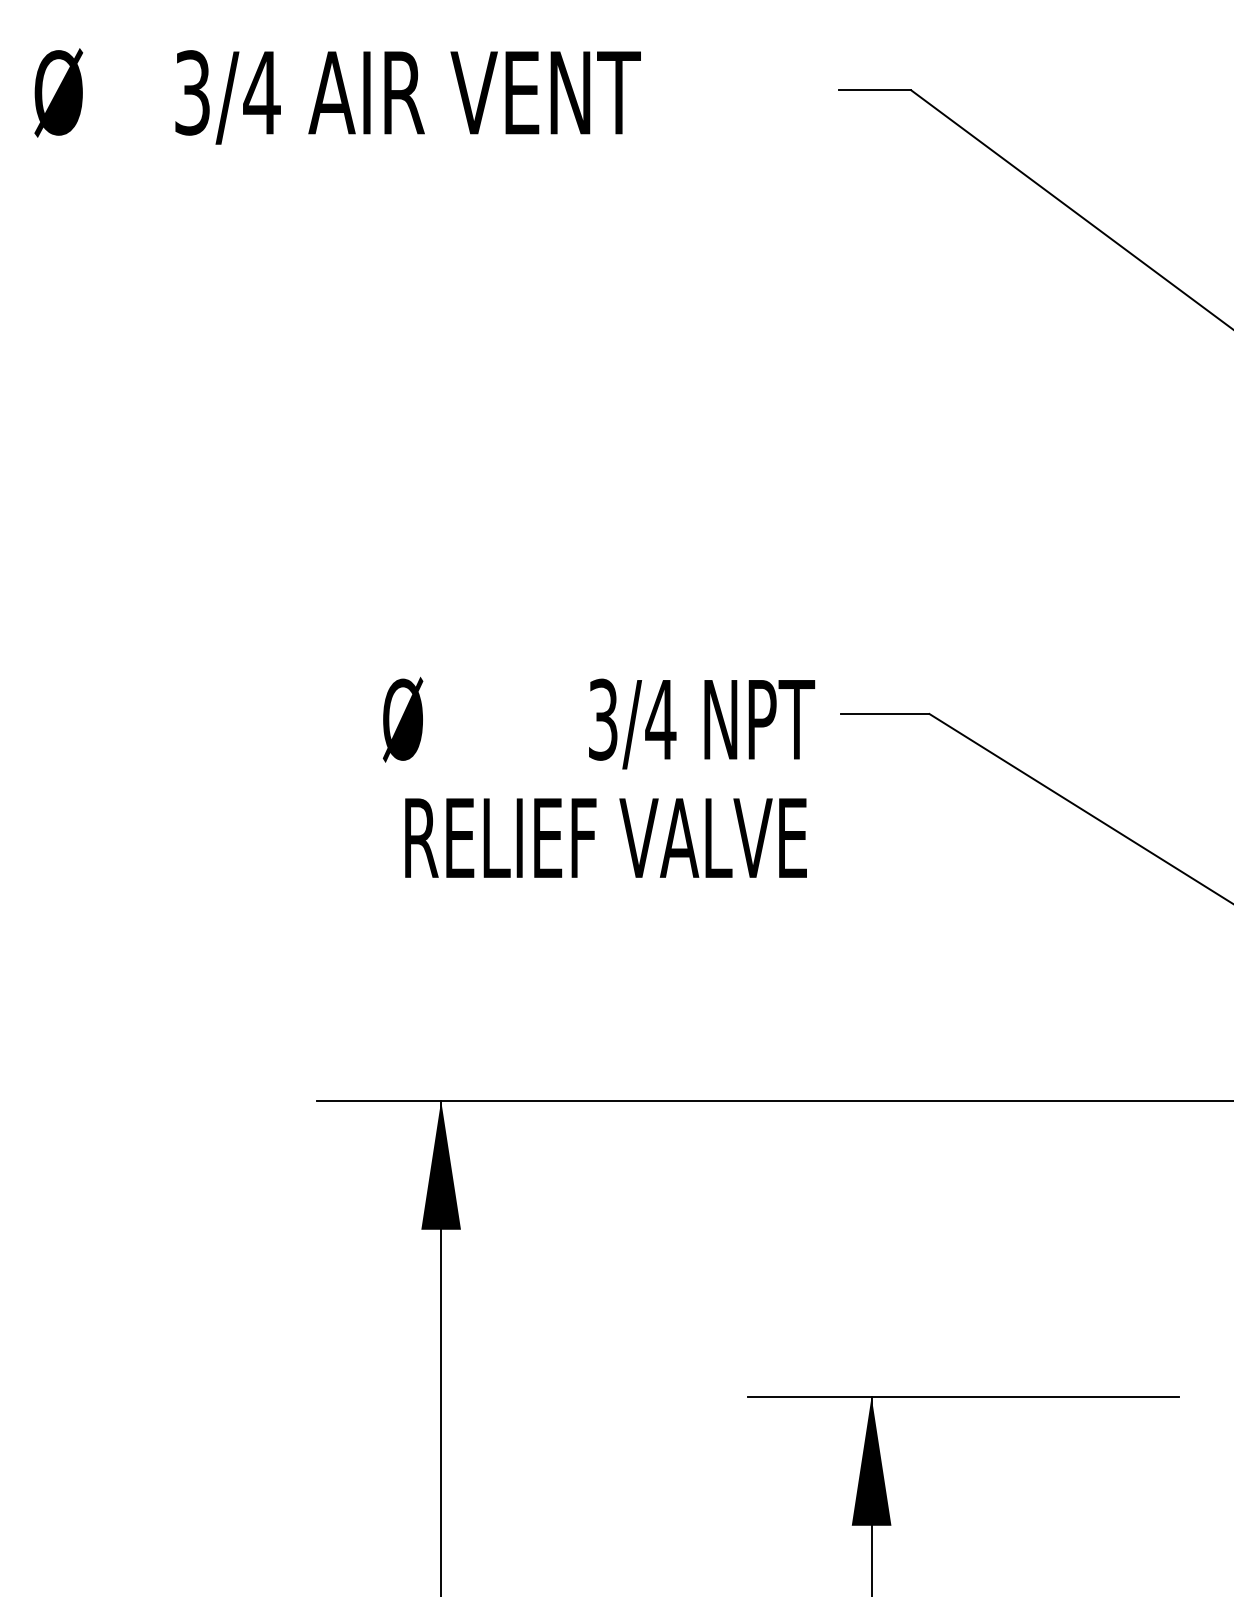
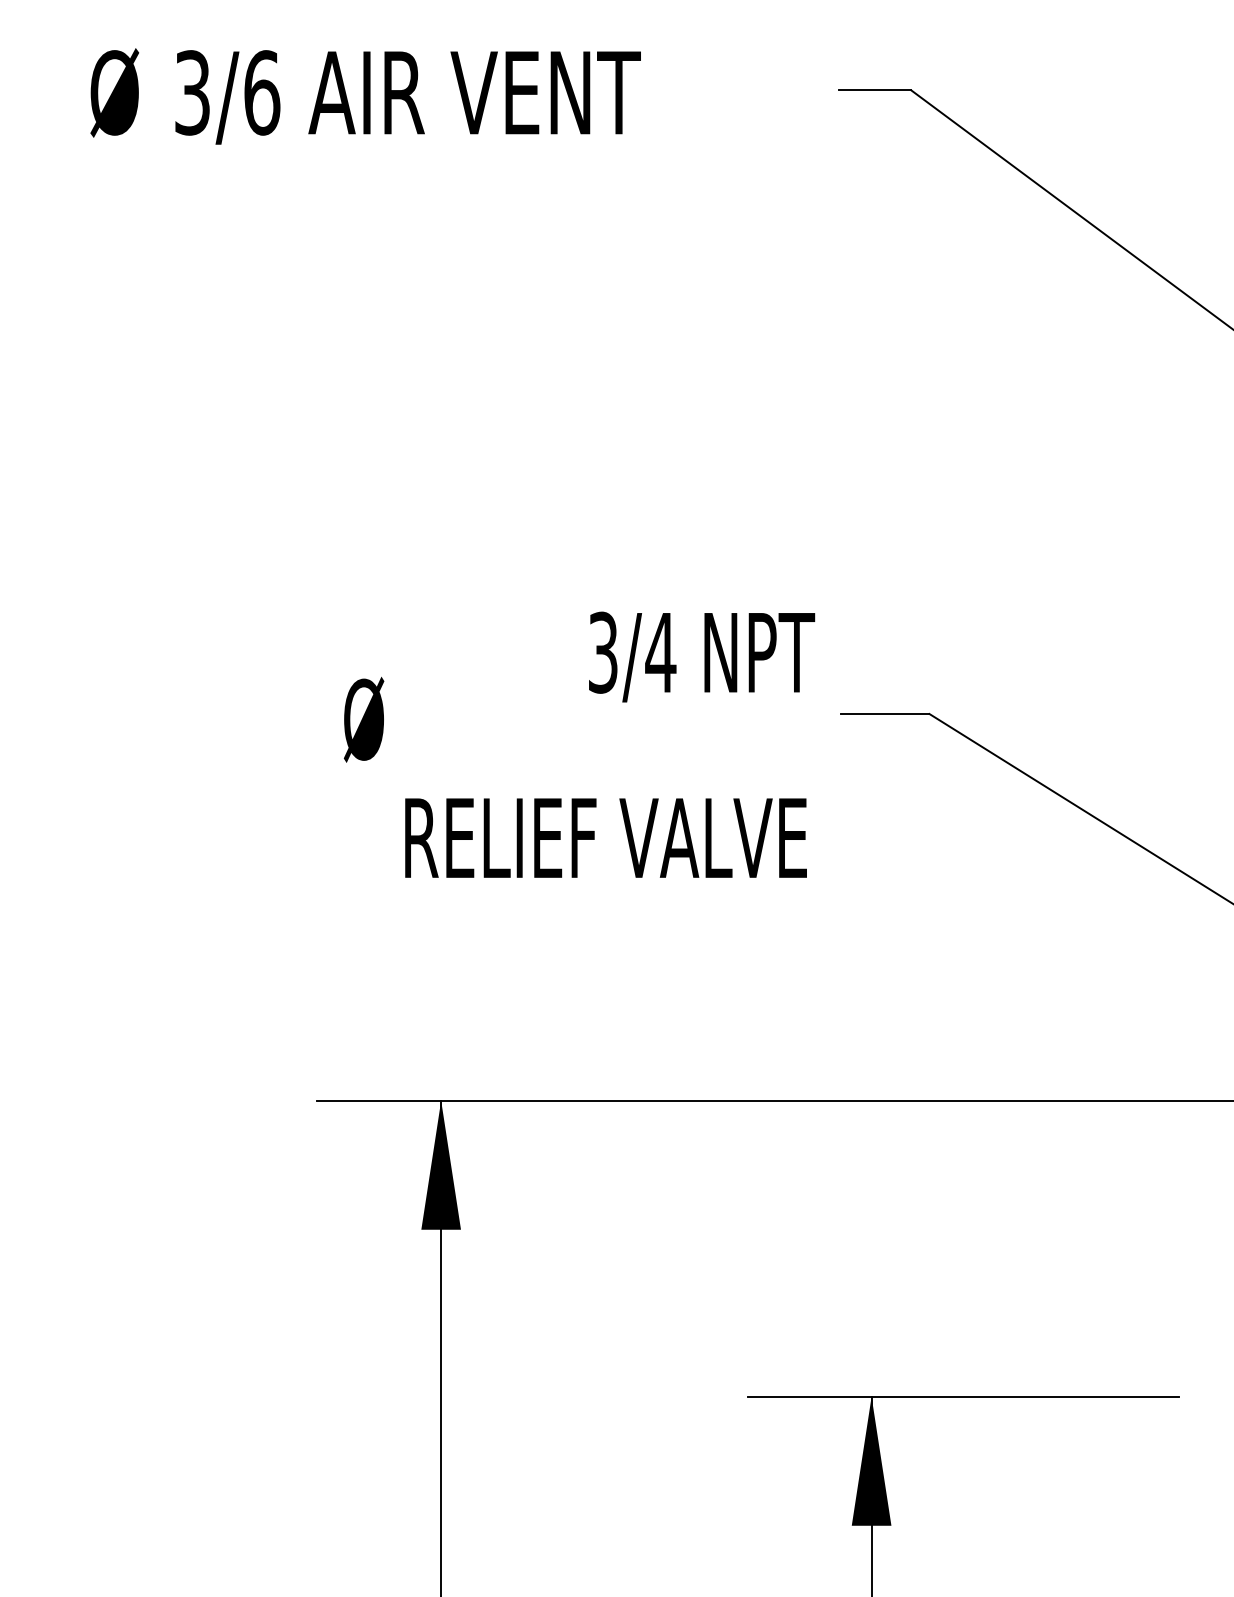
text position: (58, 92) -> (114, 92) (114, 92)
text: 3/4 -> 3/6 (261, 92)
text position: (402, 719) -> (363, 719) (363, 719)
text position: (702, 723) -> (702, 656) (702, 656)
